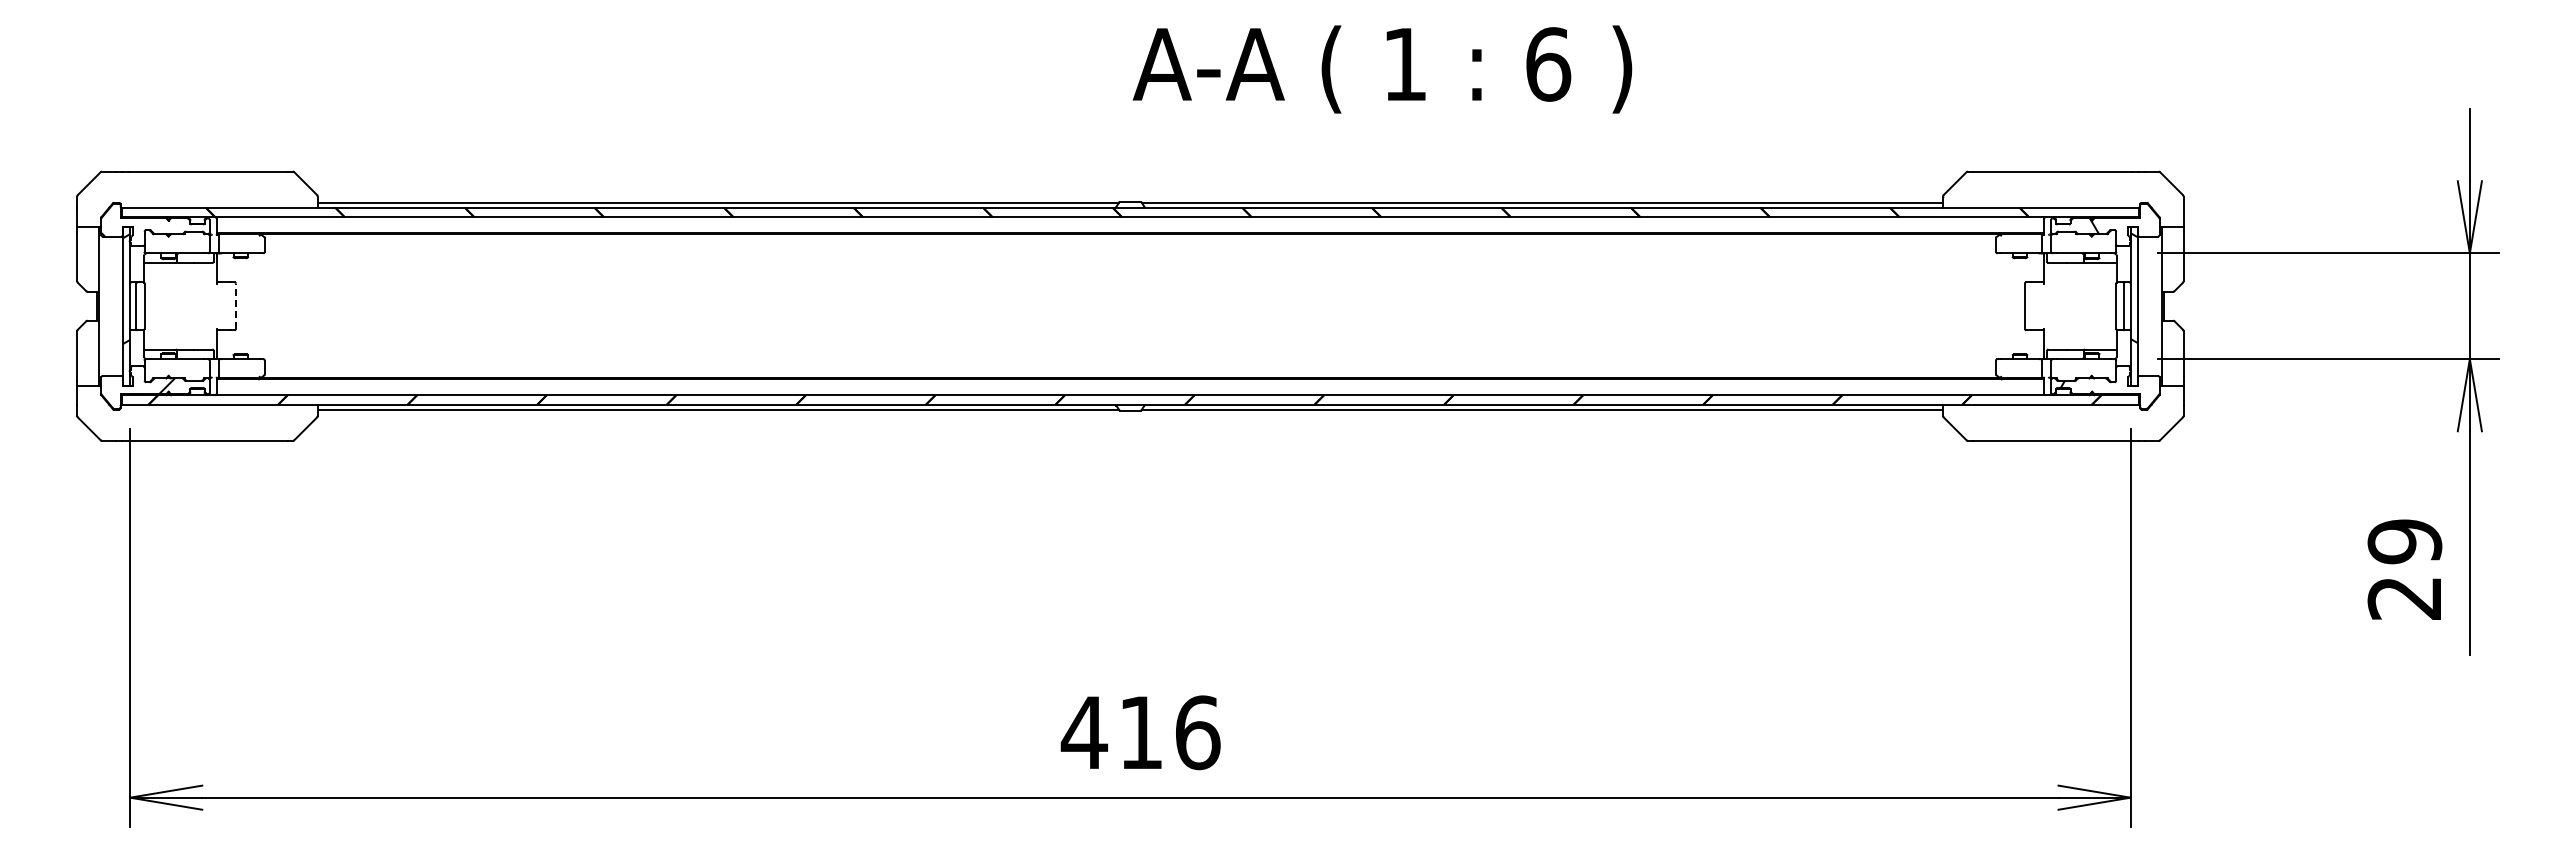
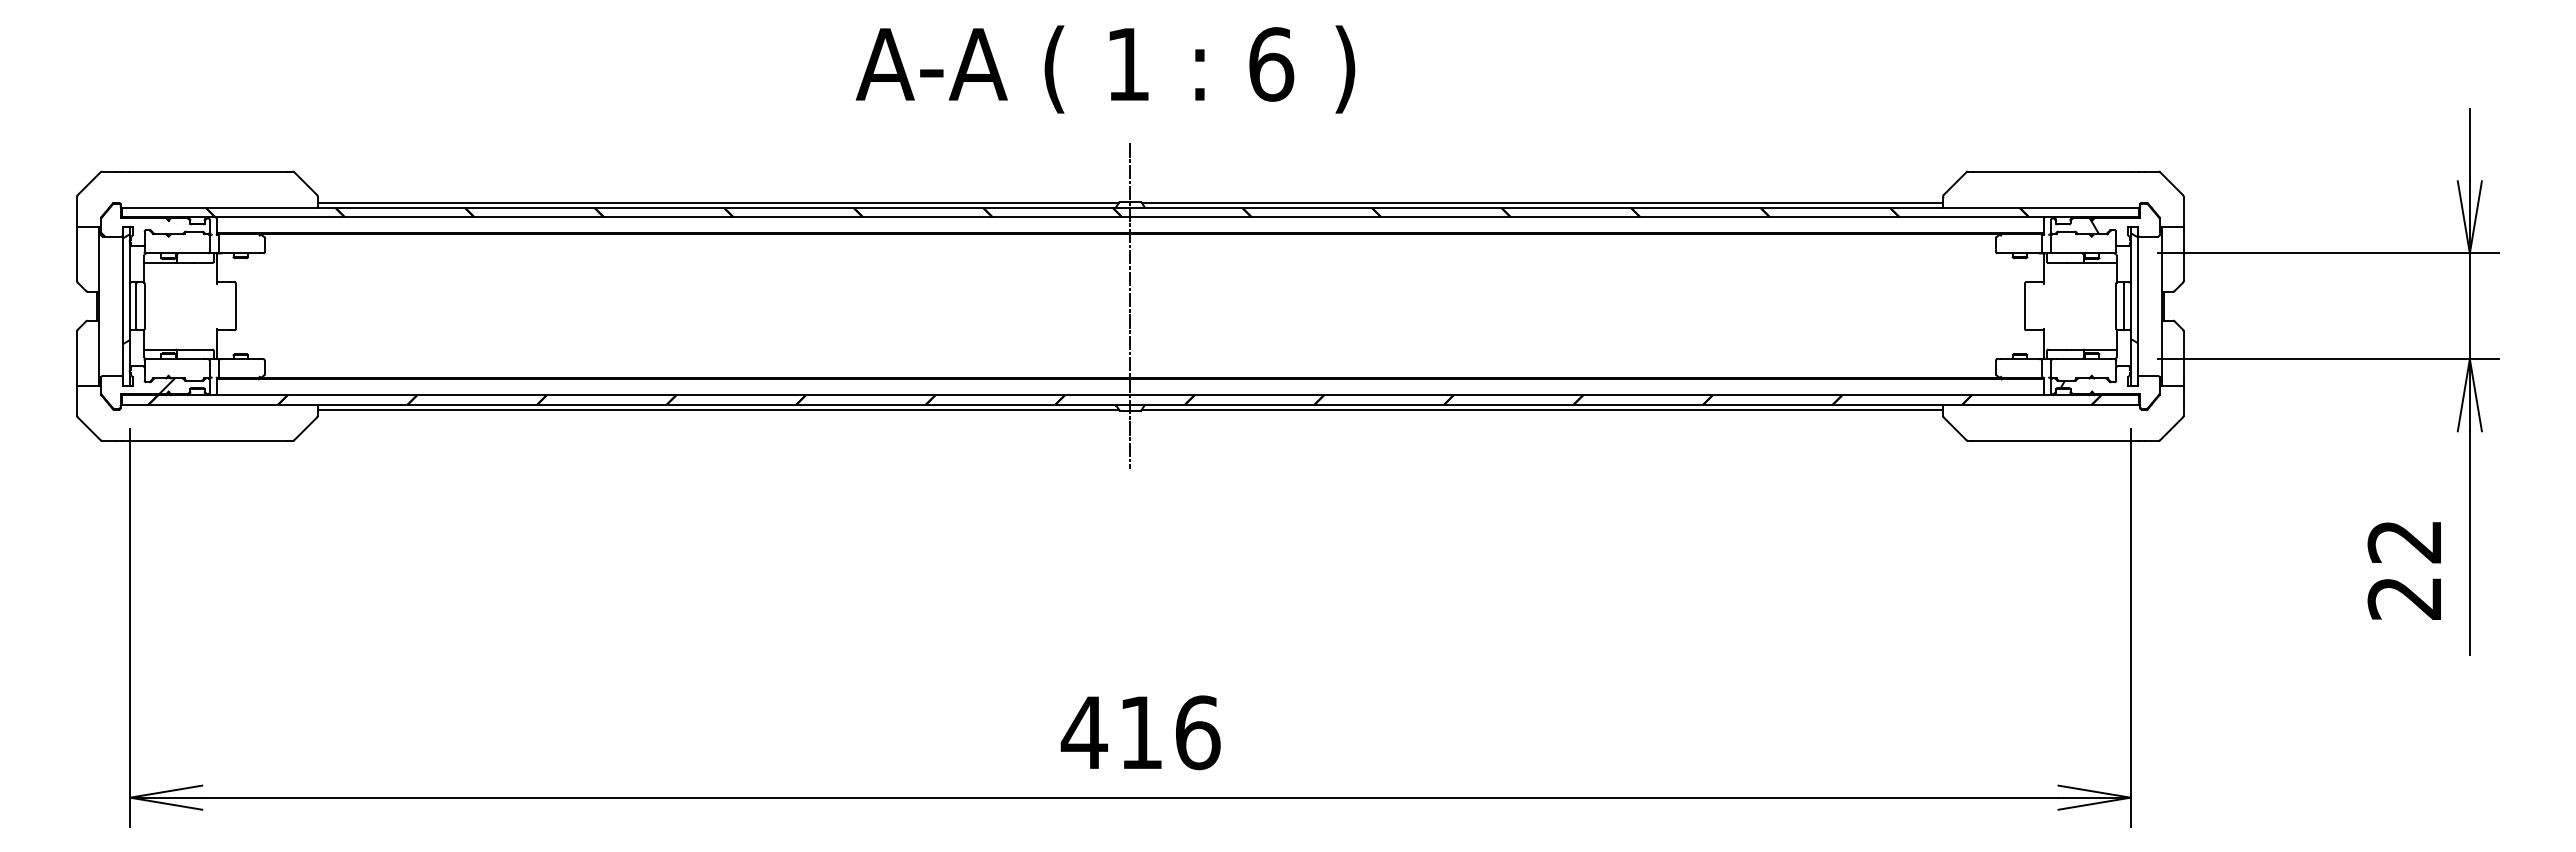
text position: (1382, 69) -> (1105, 69) (1105, 69)
line: dashed -> solid (235, 306)
line: none -> present (1130, 306)
text: 29 -> 22 (2404, 541)
